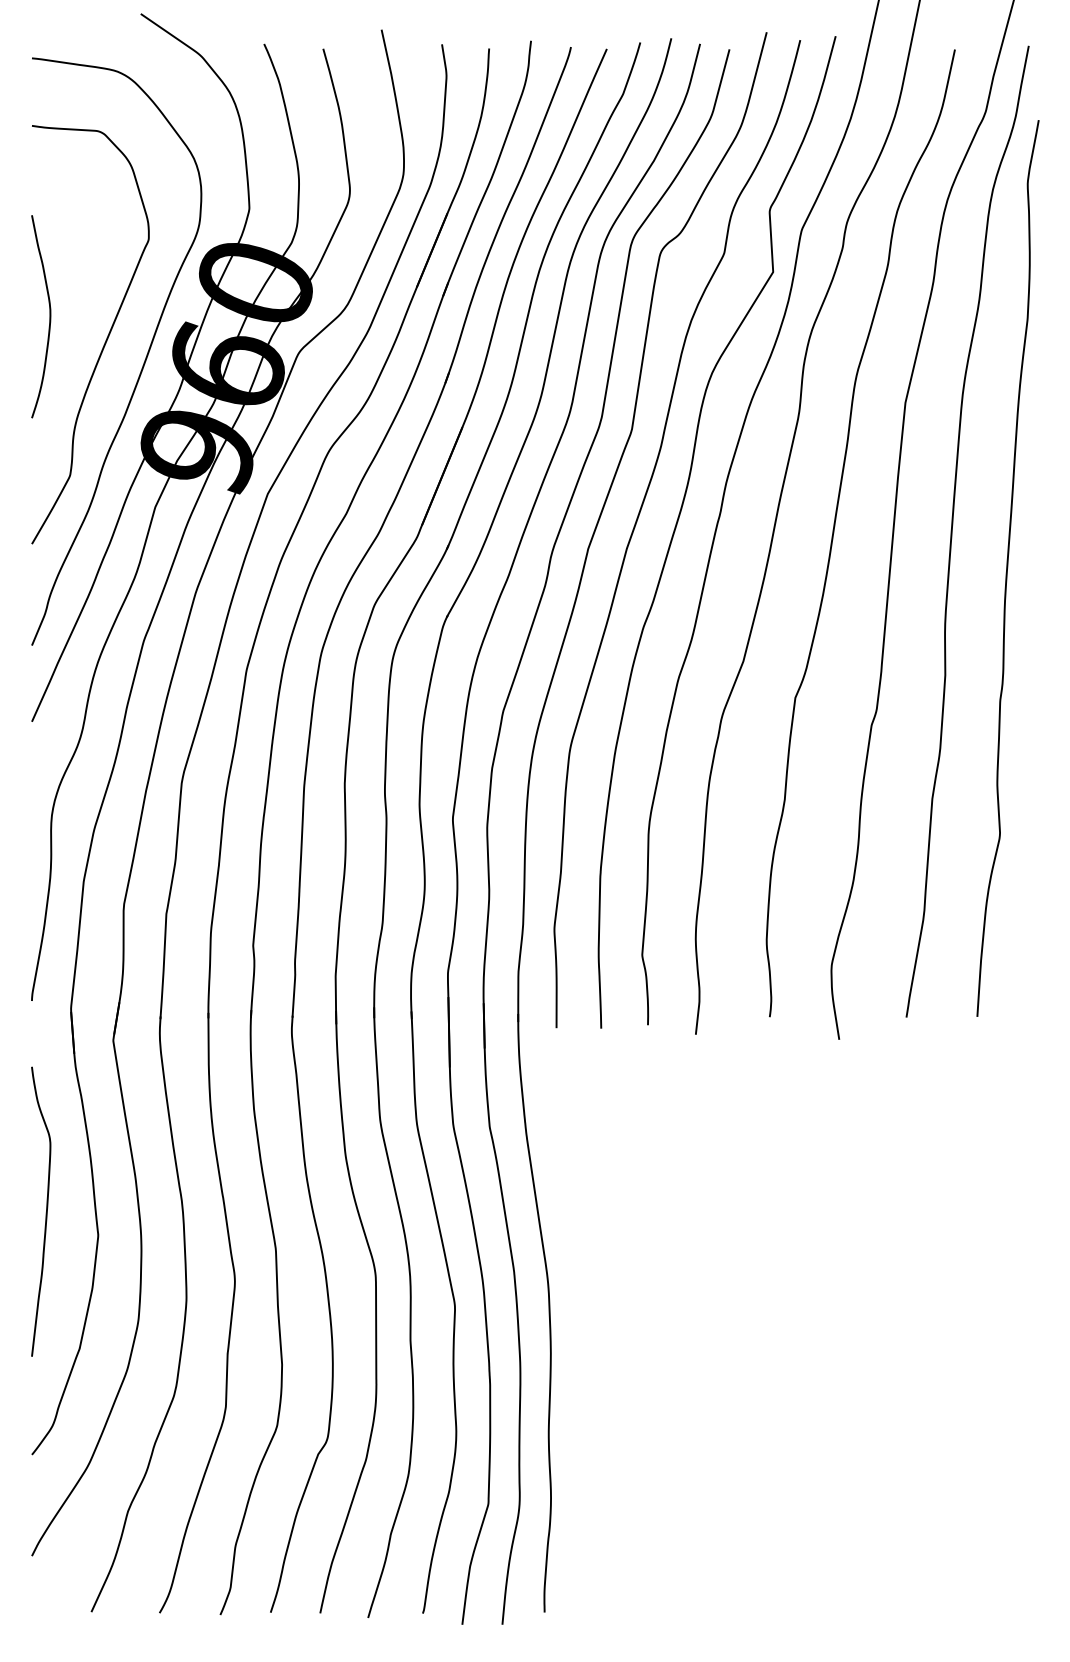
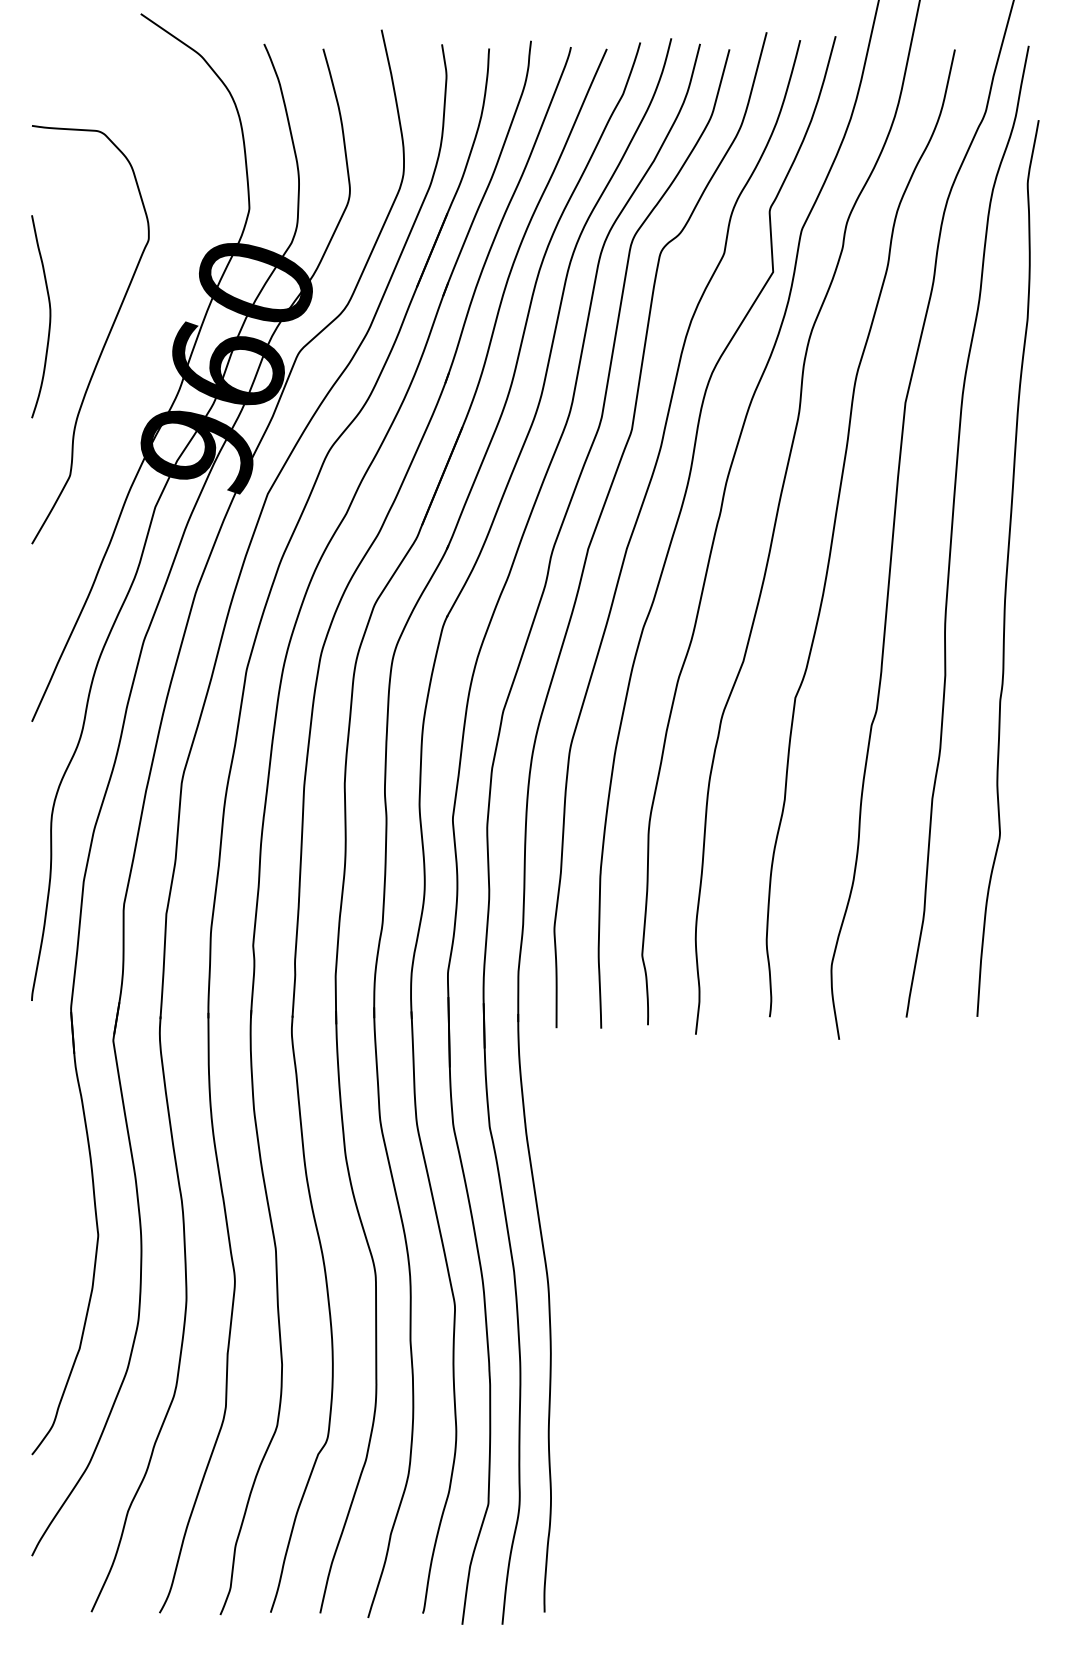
curve: present -> none (143, 362)
curve: present -> none (45, 1212)
